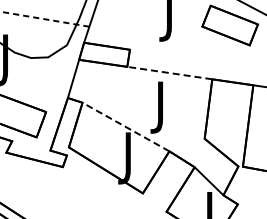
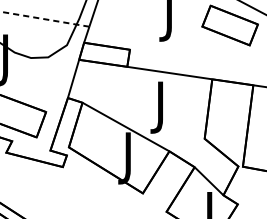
line: dashed -> solid (169, 73)
line: dashed -> solid (126, 127)
